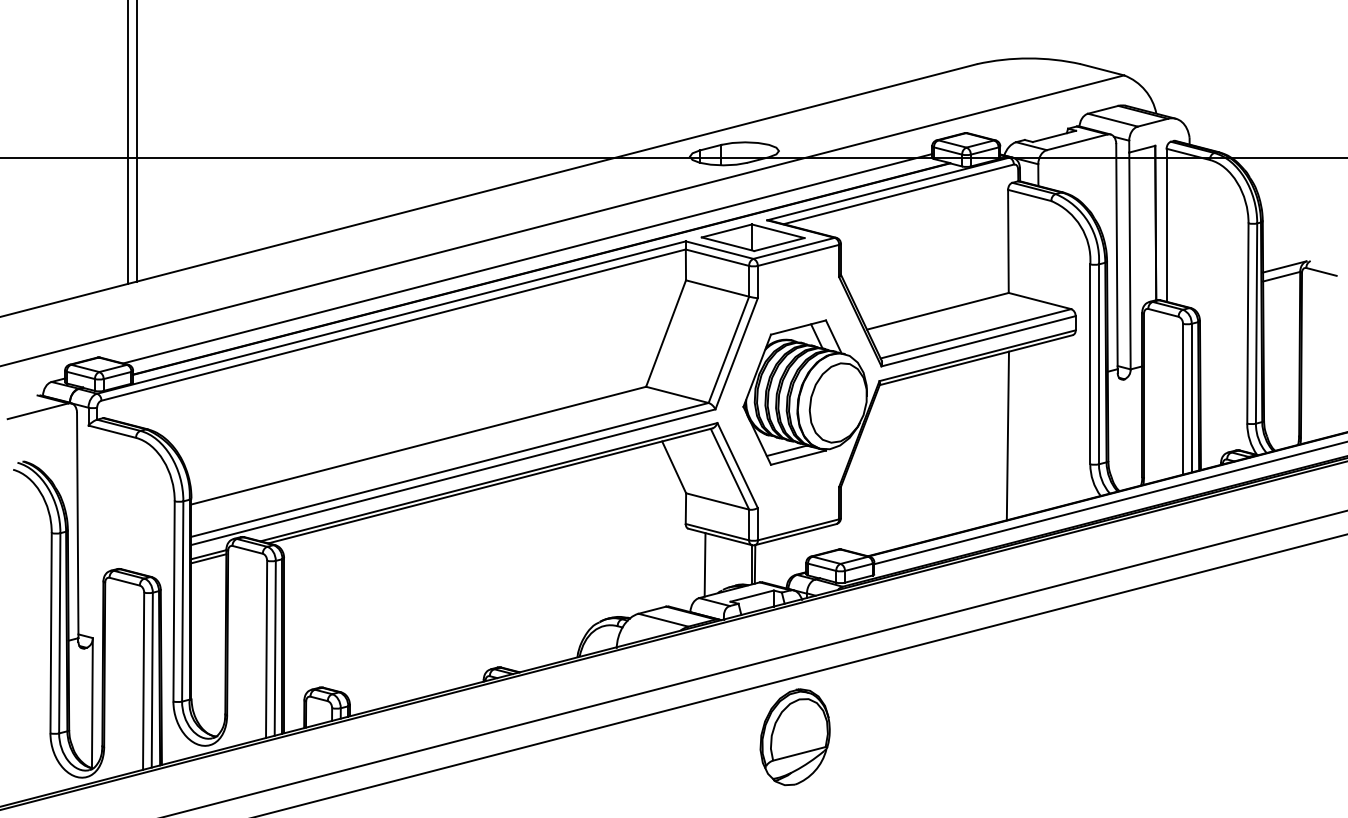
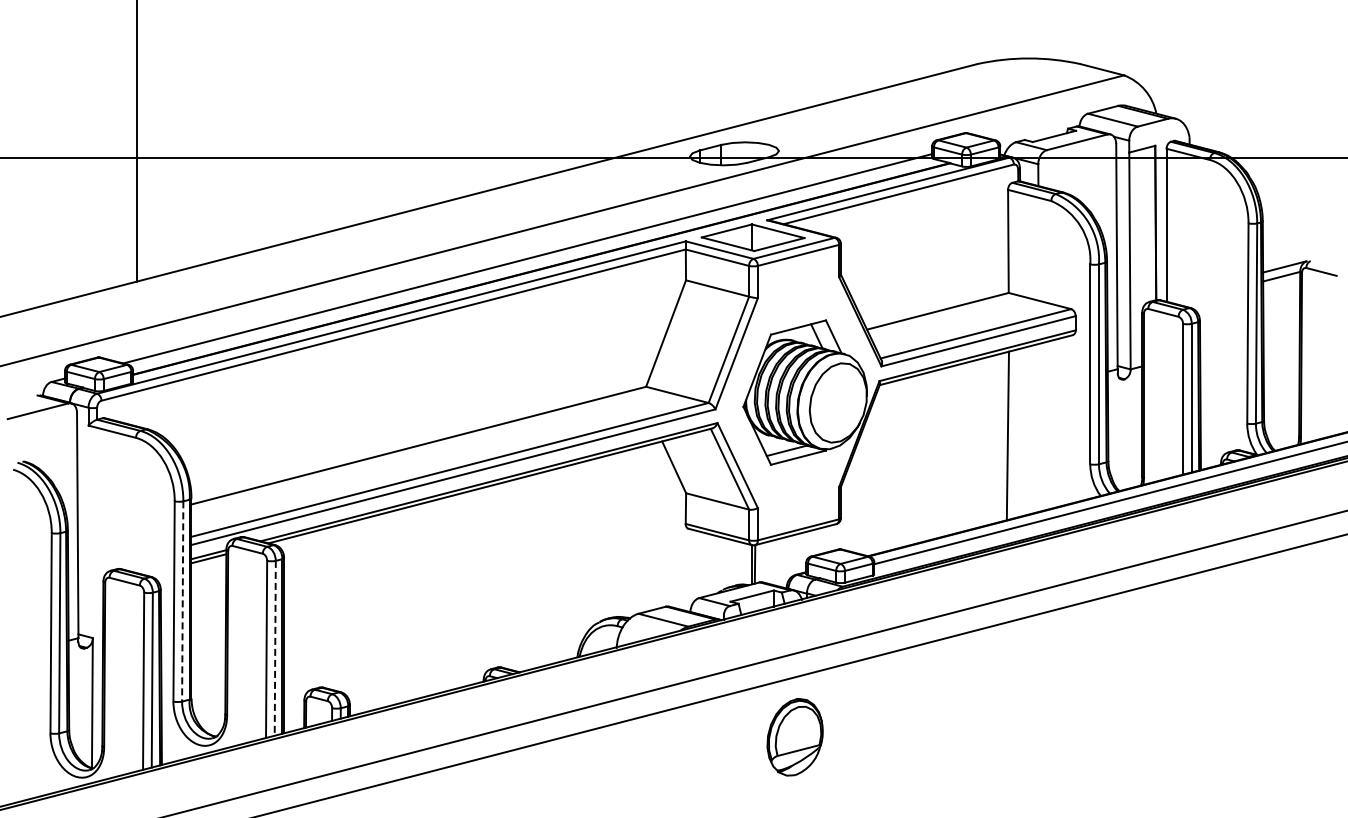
line: present -> none (128, 142)
line: present -> none (704, 564)
line: solid -> dashed (182, 601)
line: solid -> dashed (275, 648)
part size: 72x99 px -> 58x79 px (794, 737)
